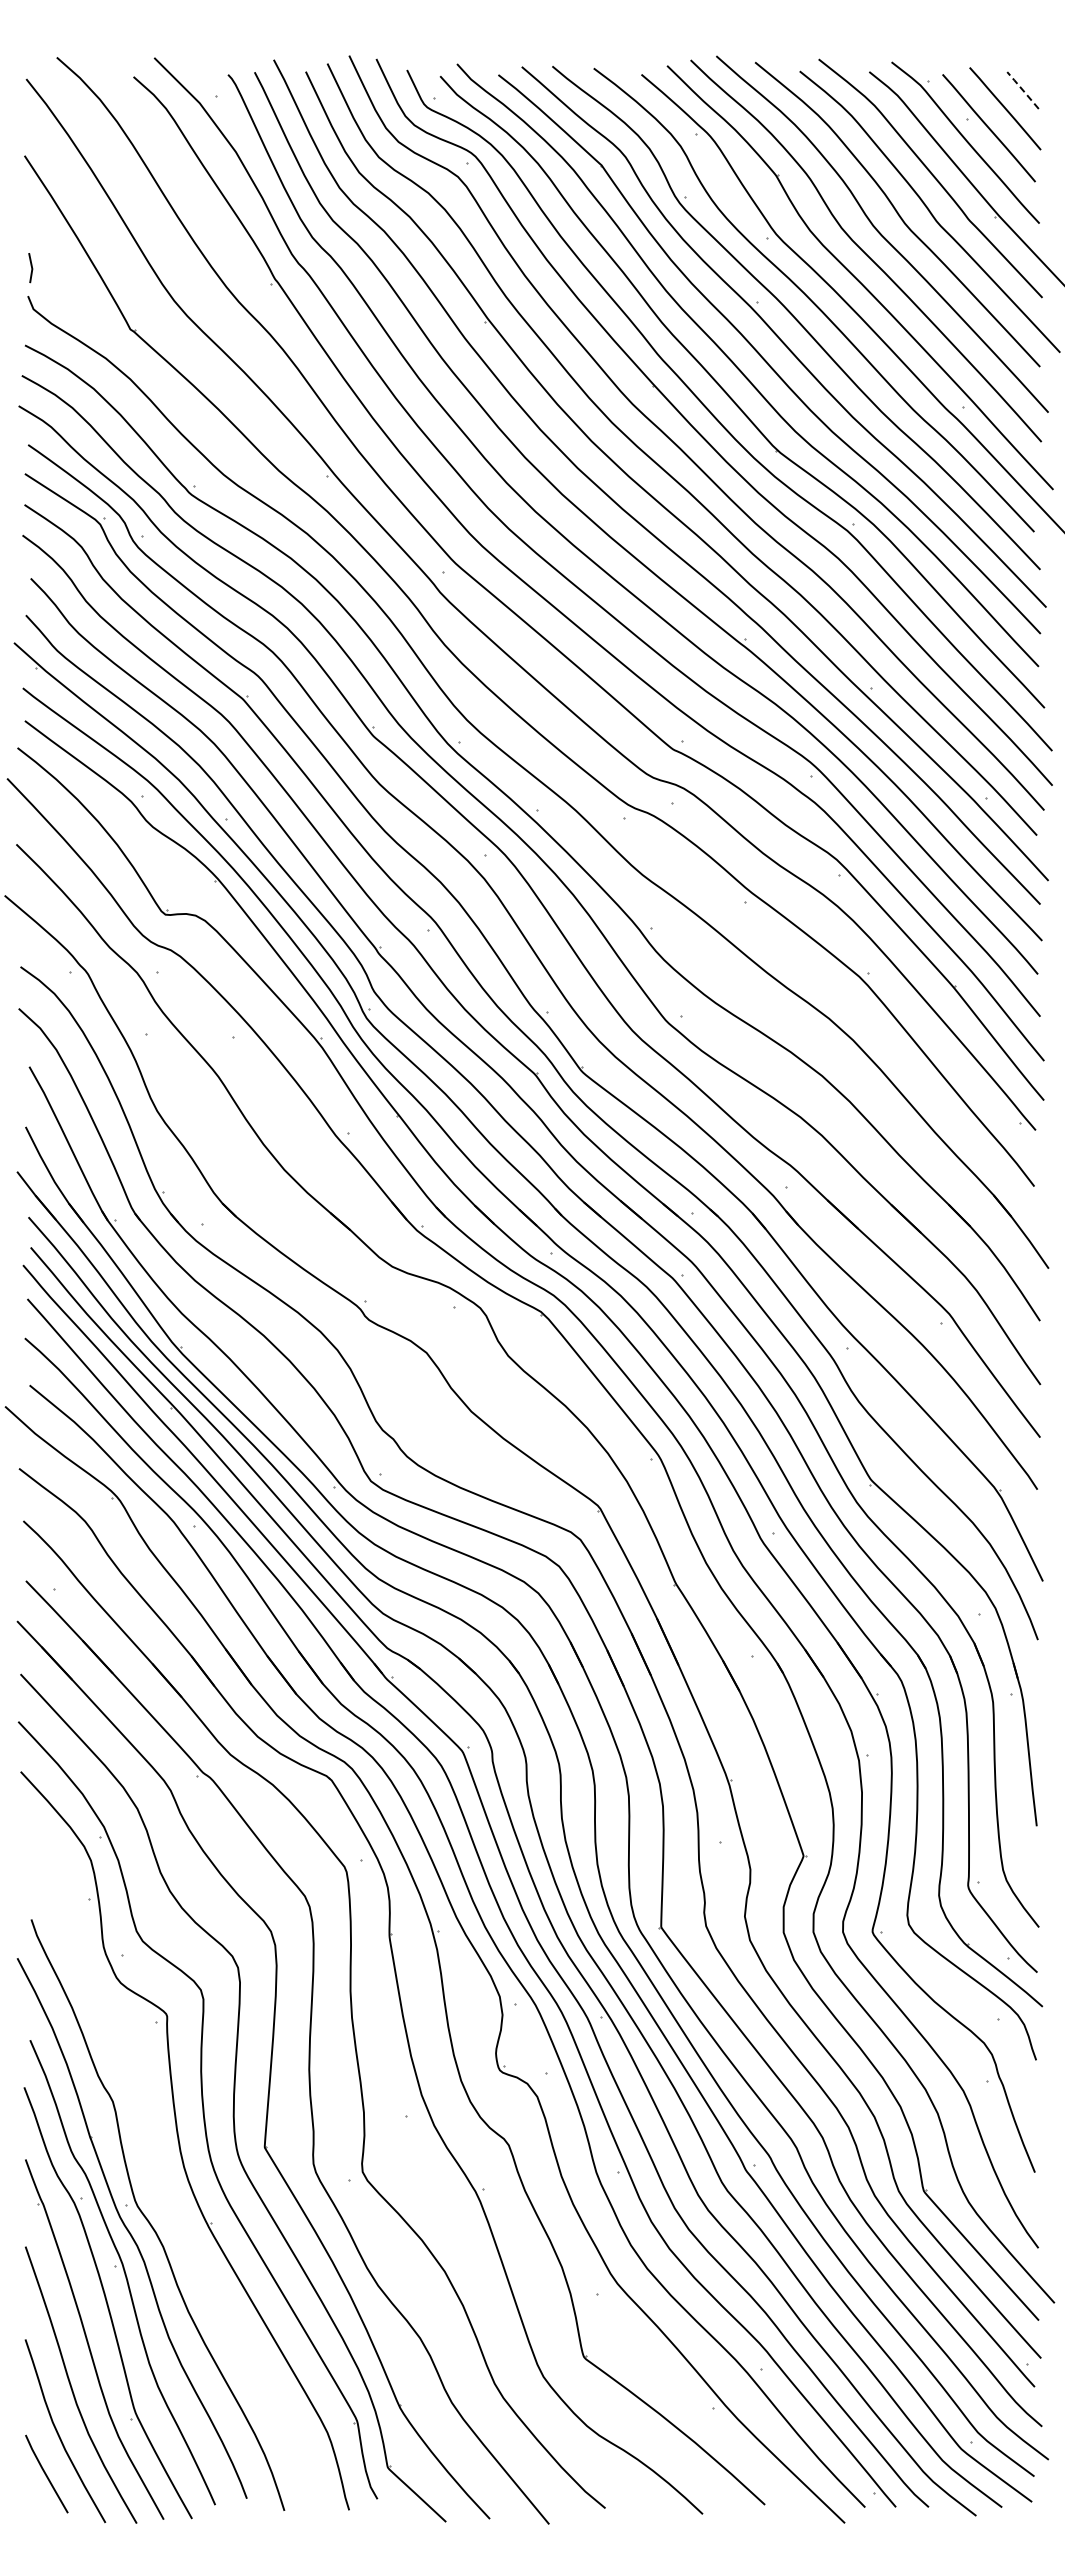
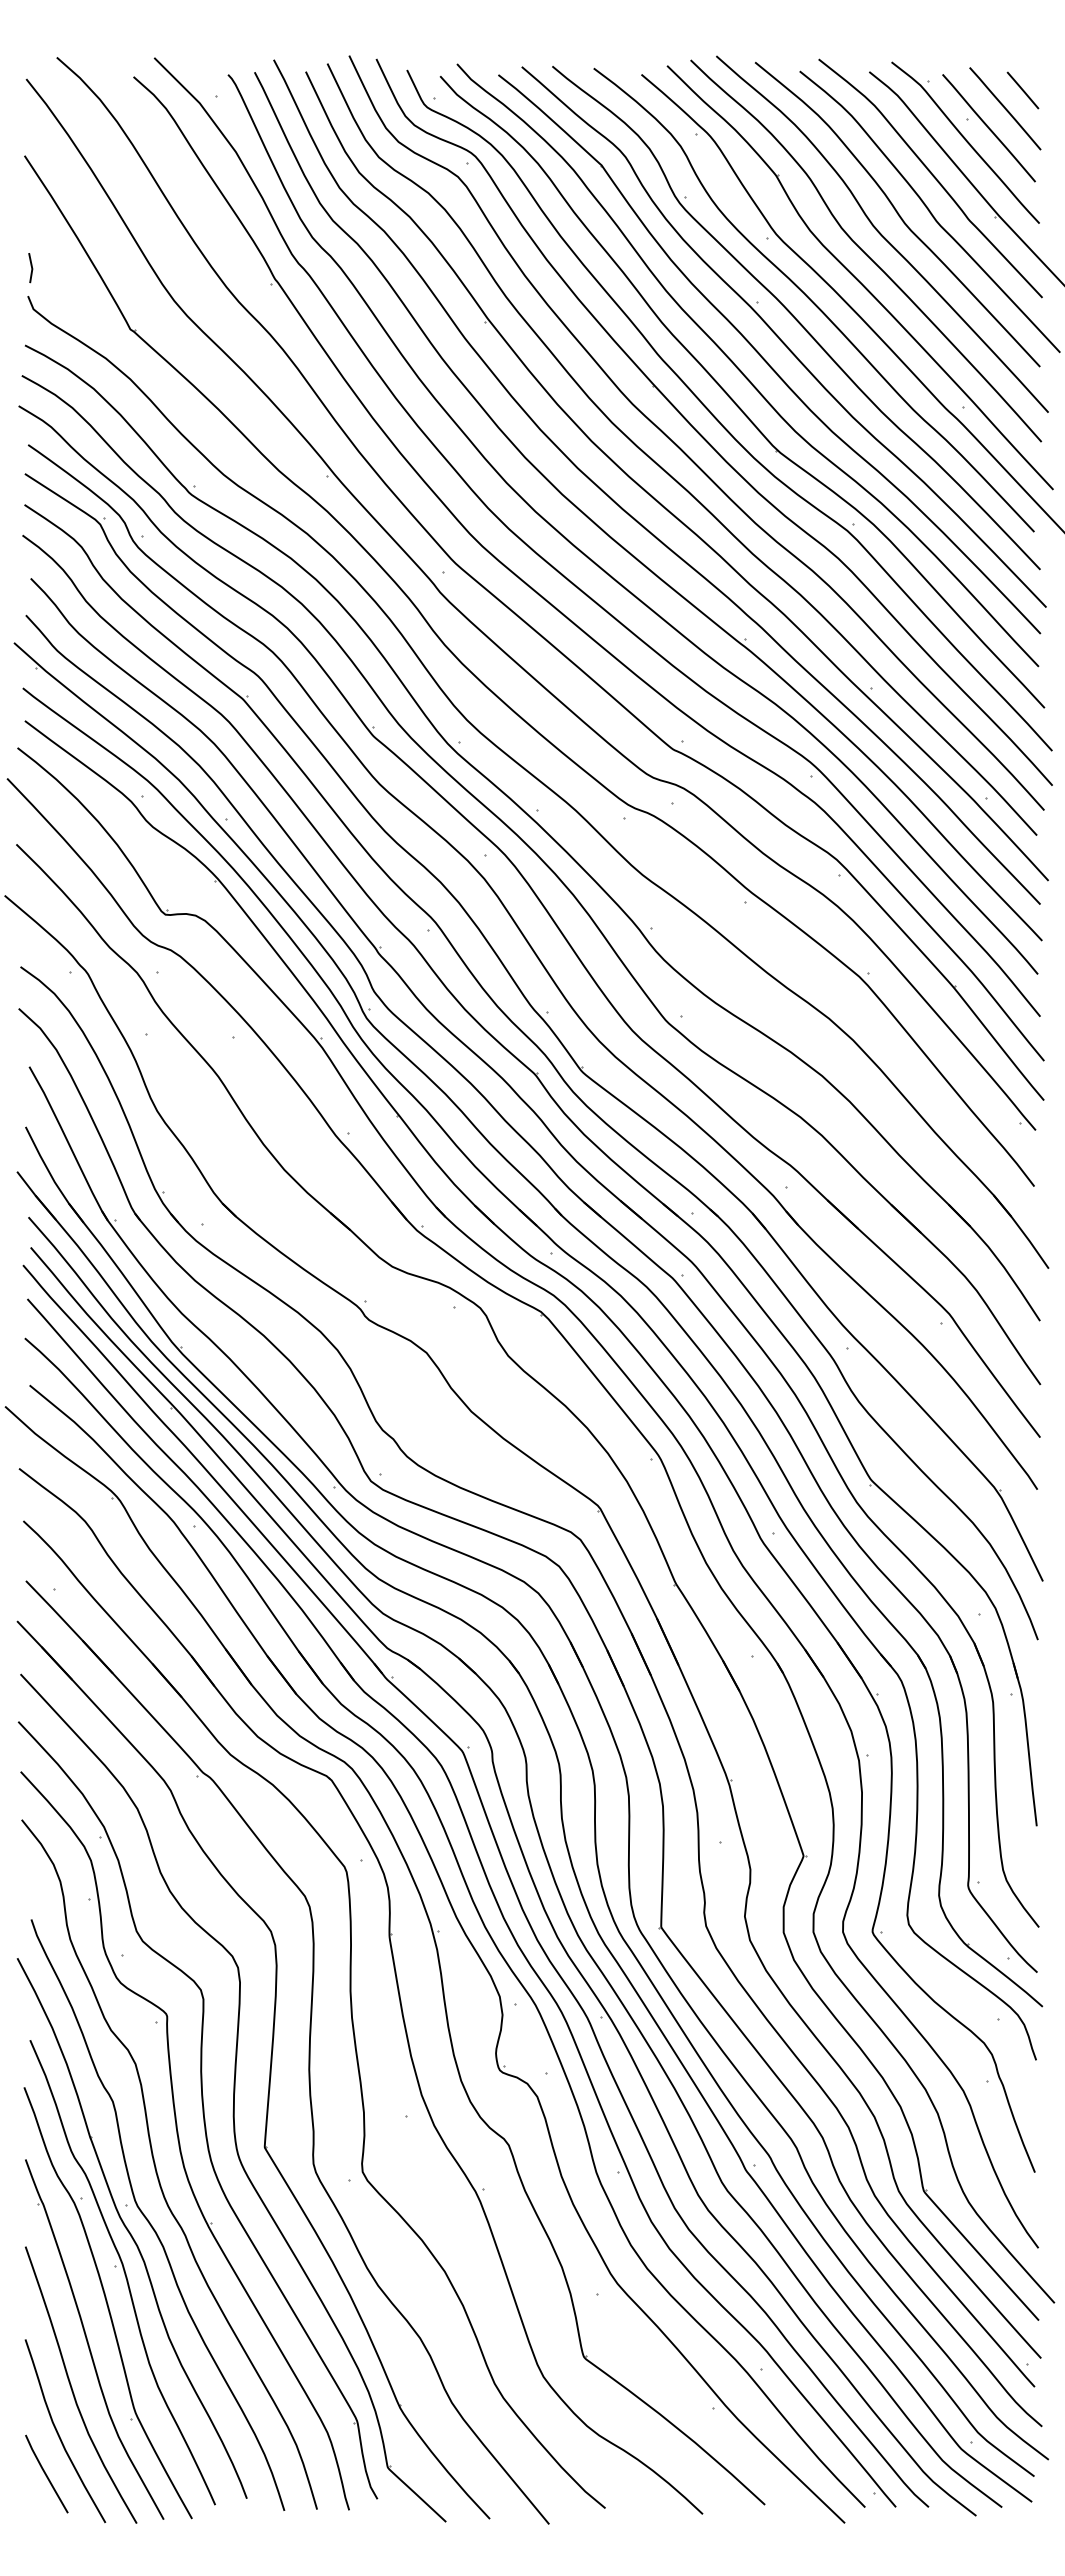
line: dashed -> solid (1023, 90)
curve: none -> present (156, 2166)
